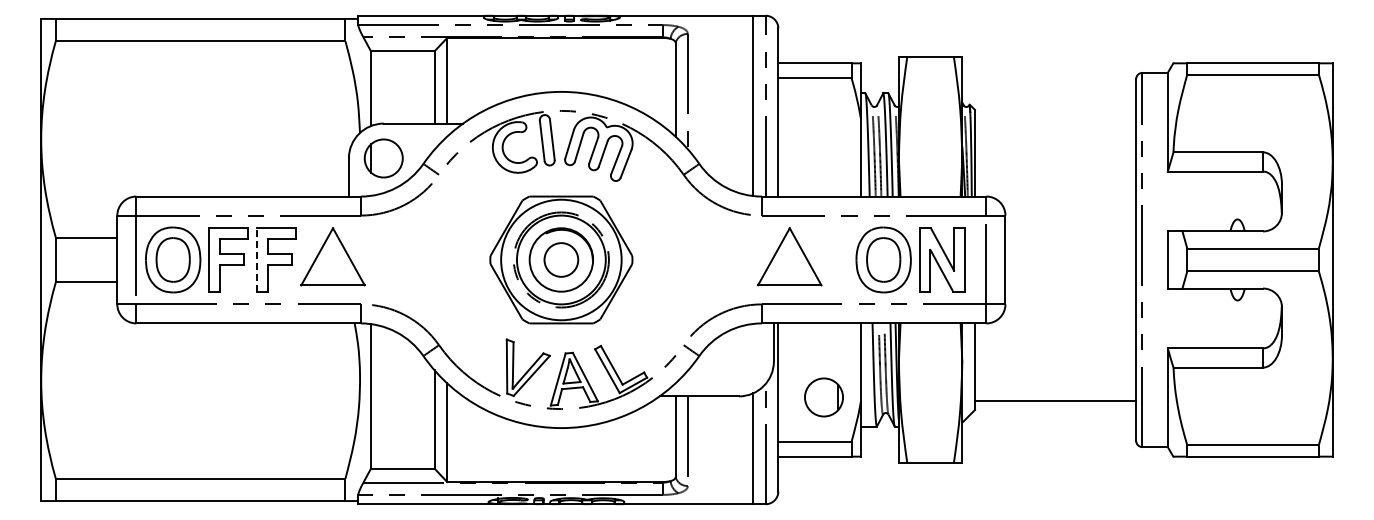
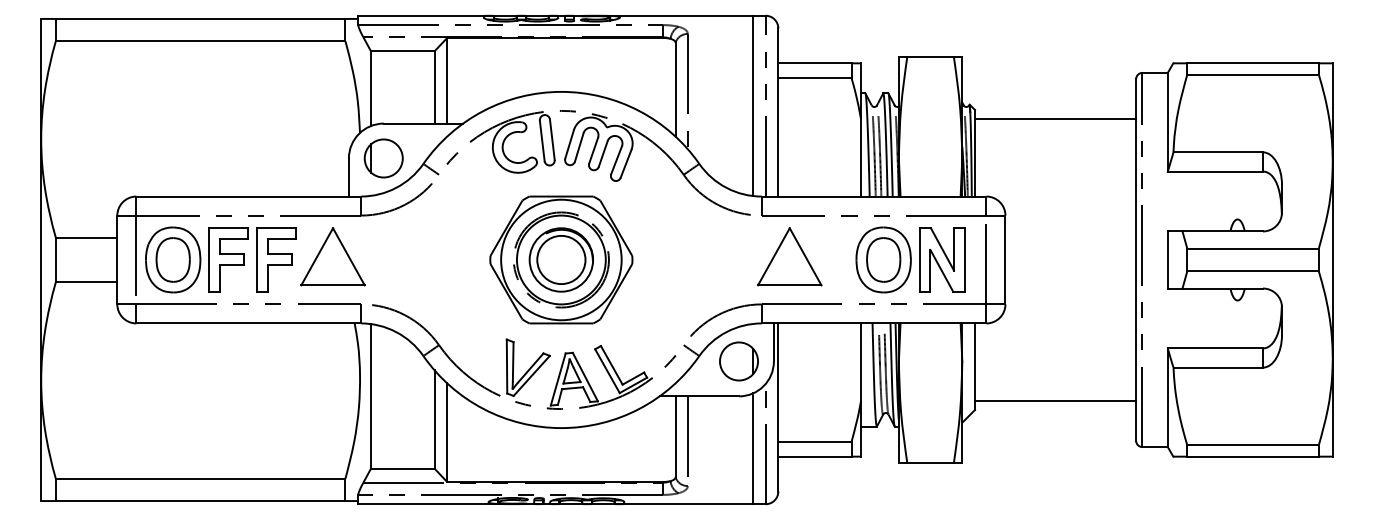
line: none -> present (1055, 119)
circle diameter: 34 px -> 48 px (561, 259)
line: dashed -> solid (257, 260)
part position: (823, 397) -> (738, 361) (738, 361)
